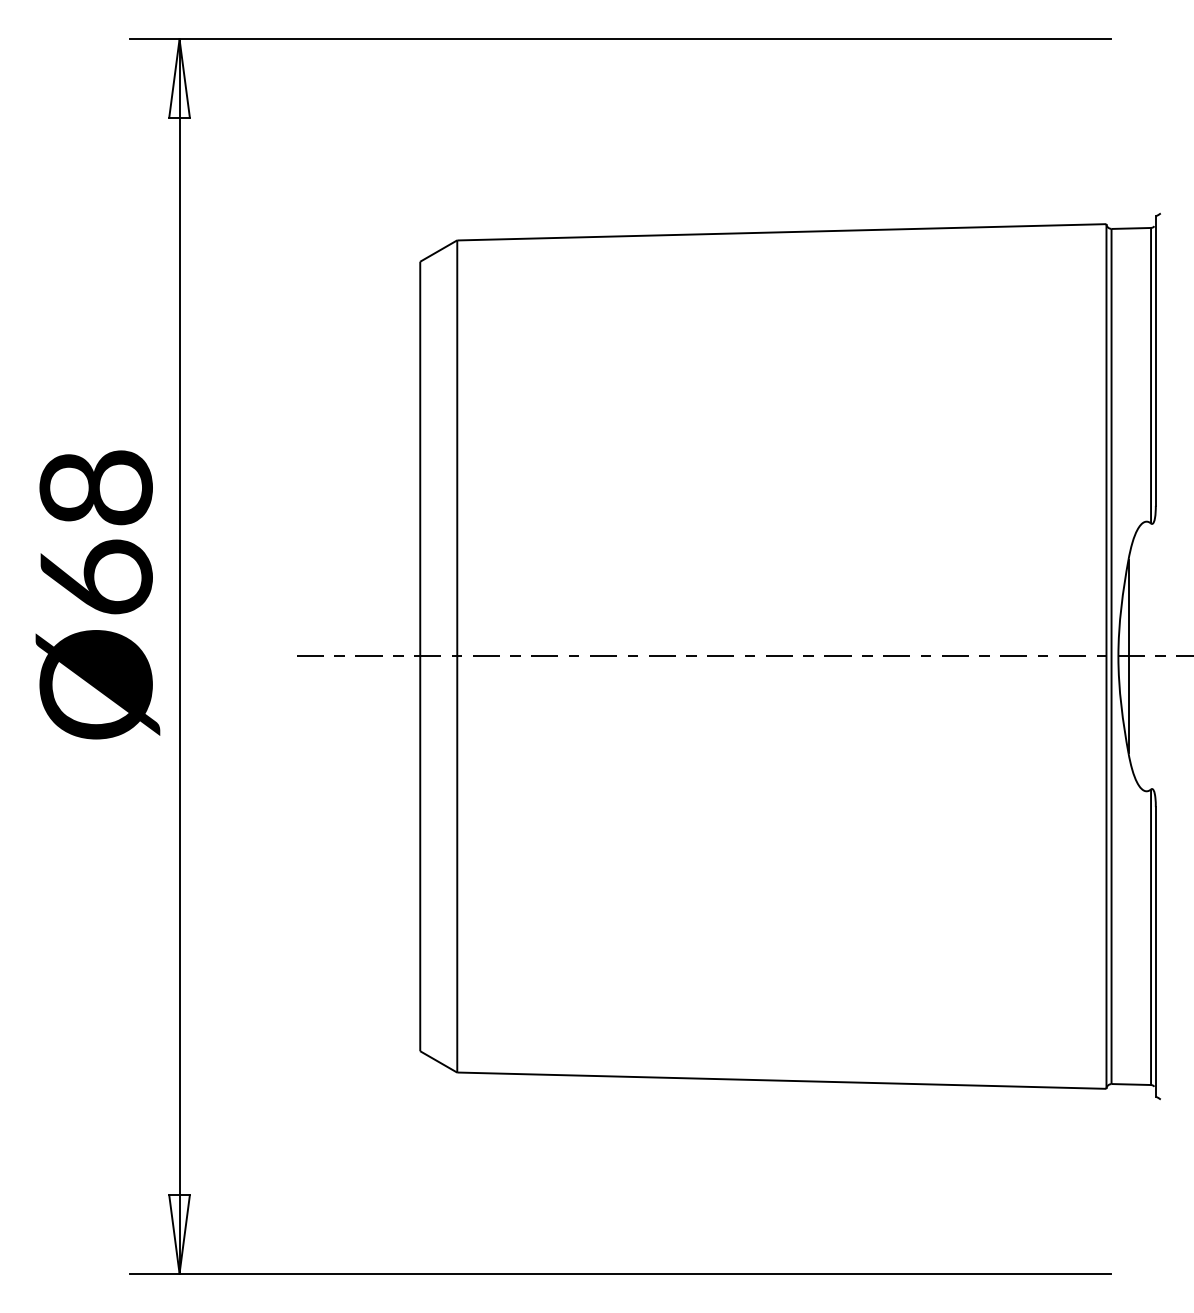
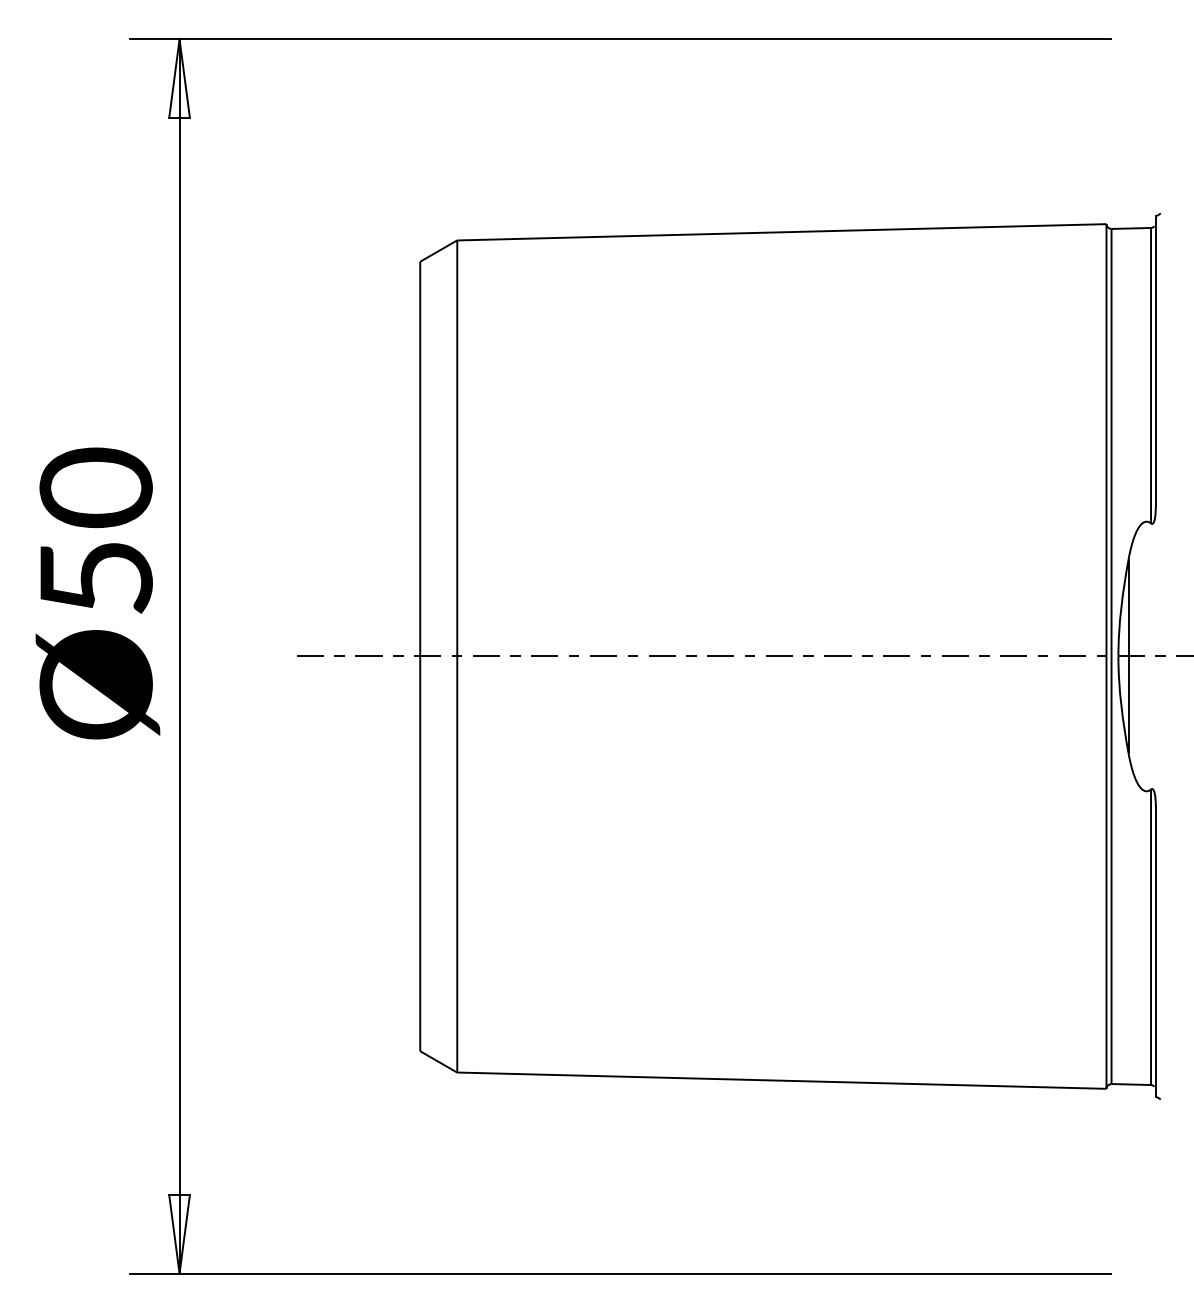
text: Ø68 -> Ø50 (96, 530)
